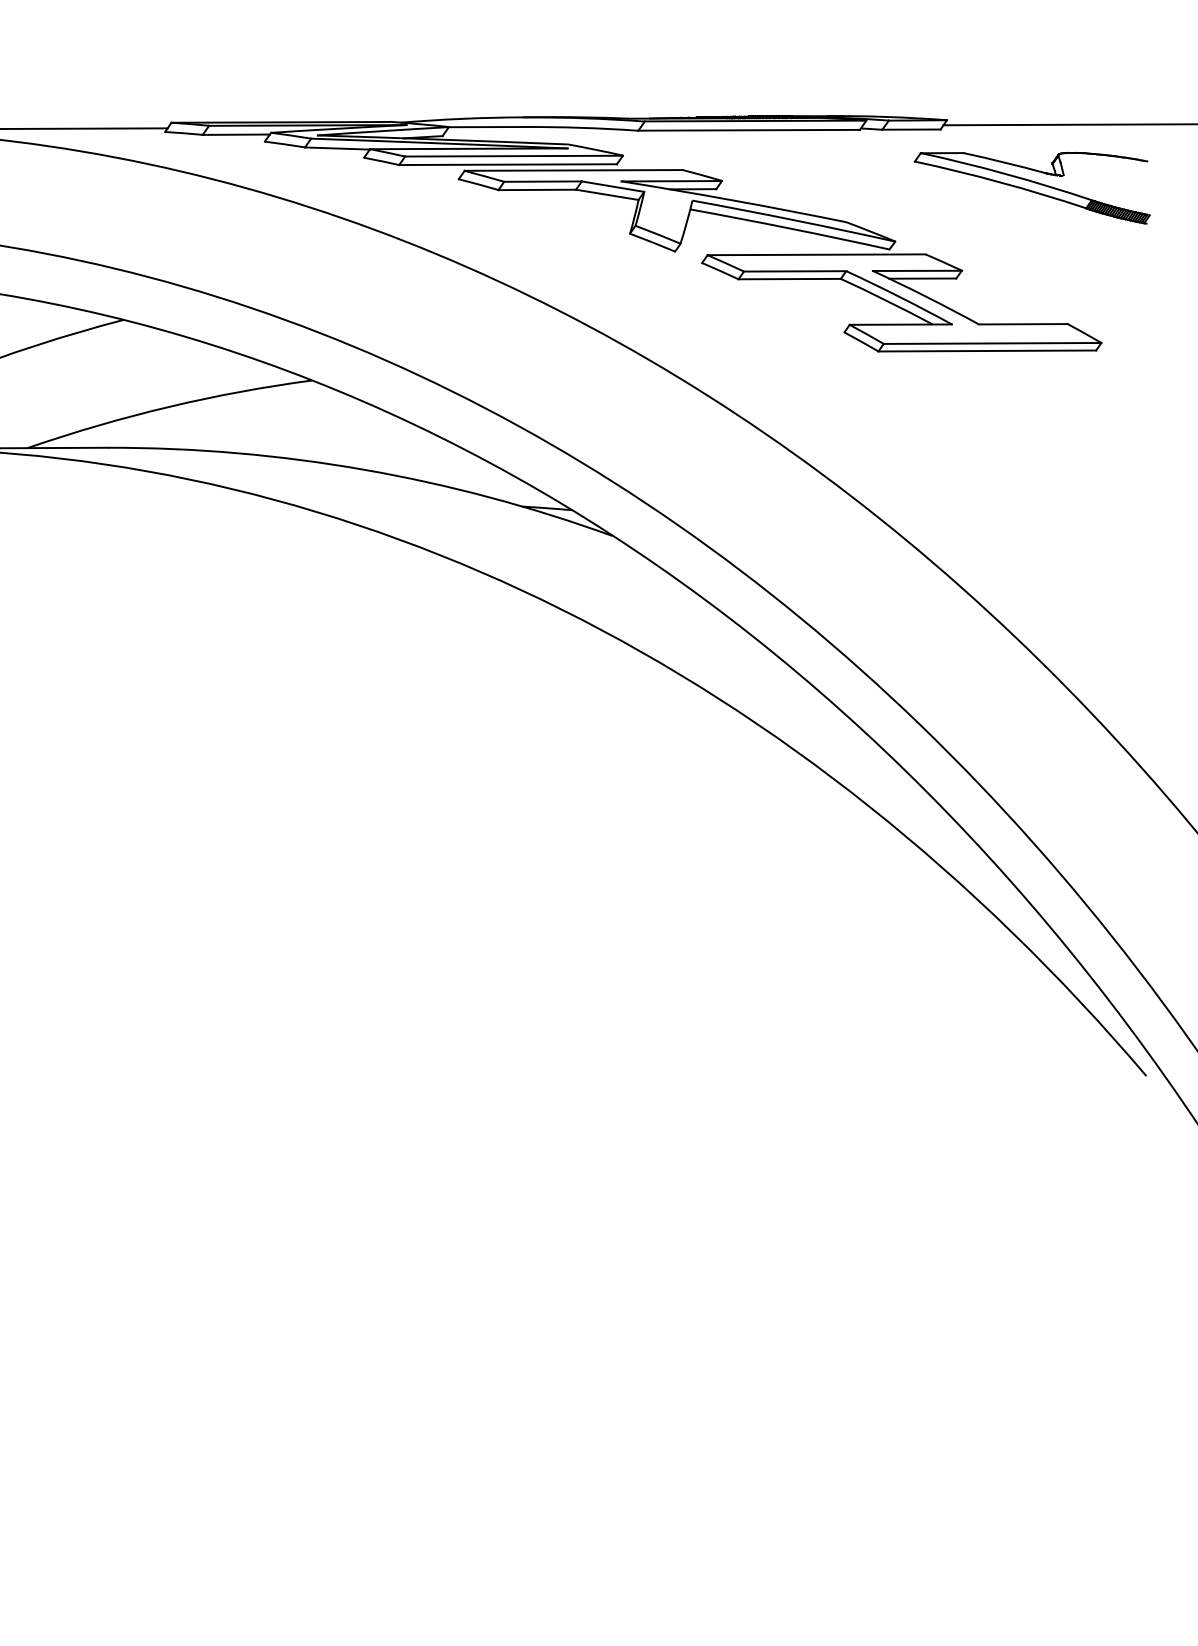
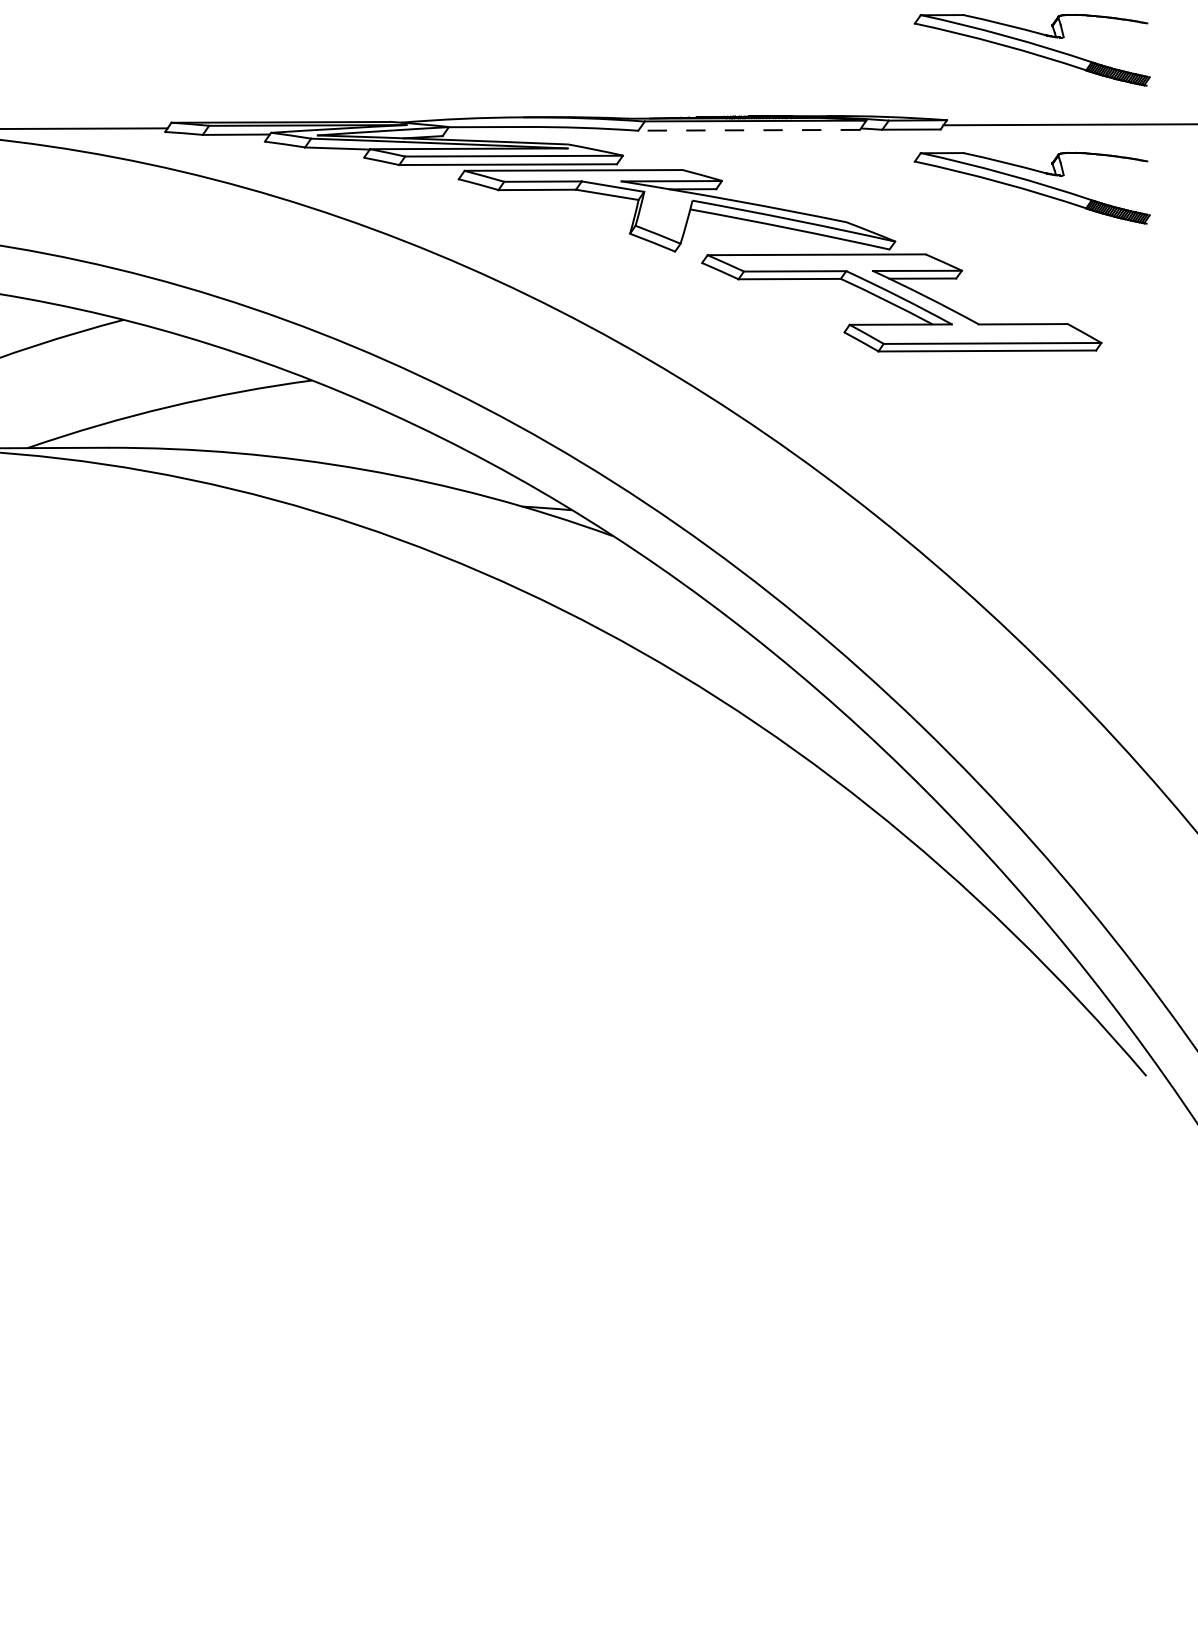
part: none -> present (1031, 50)
line: solid -> dashed (749, 130)
